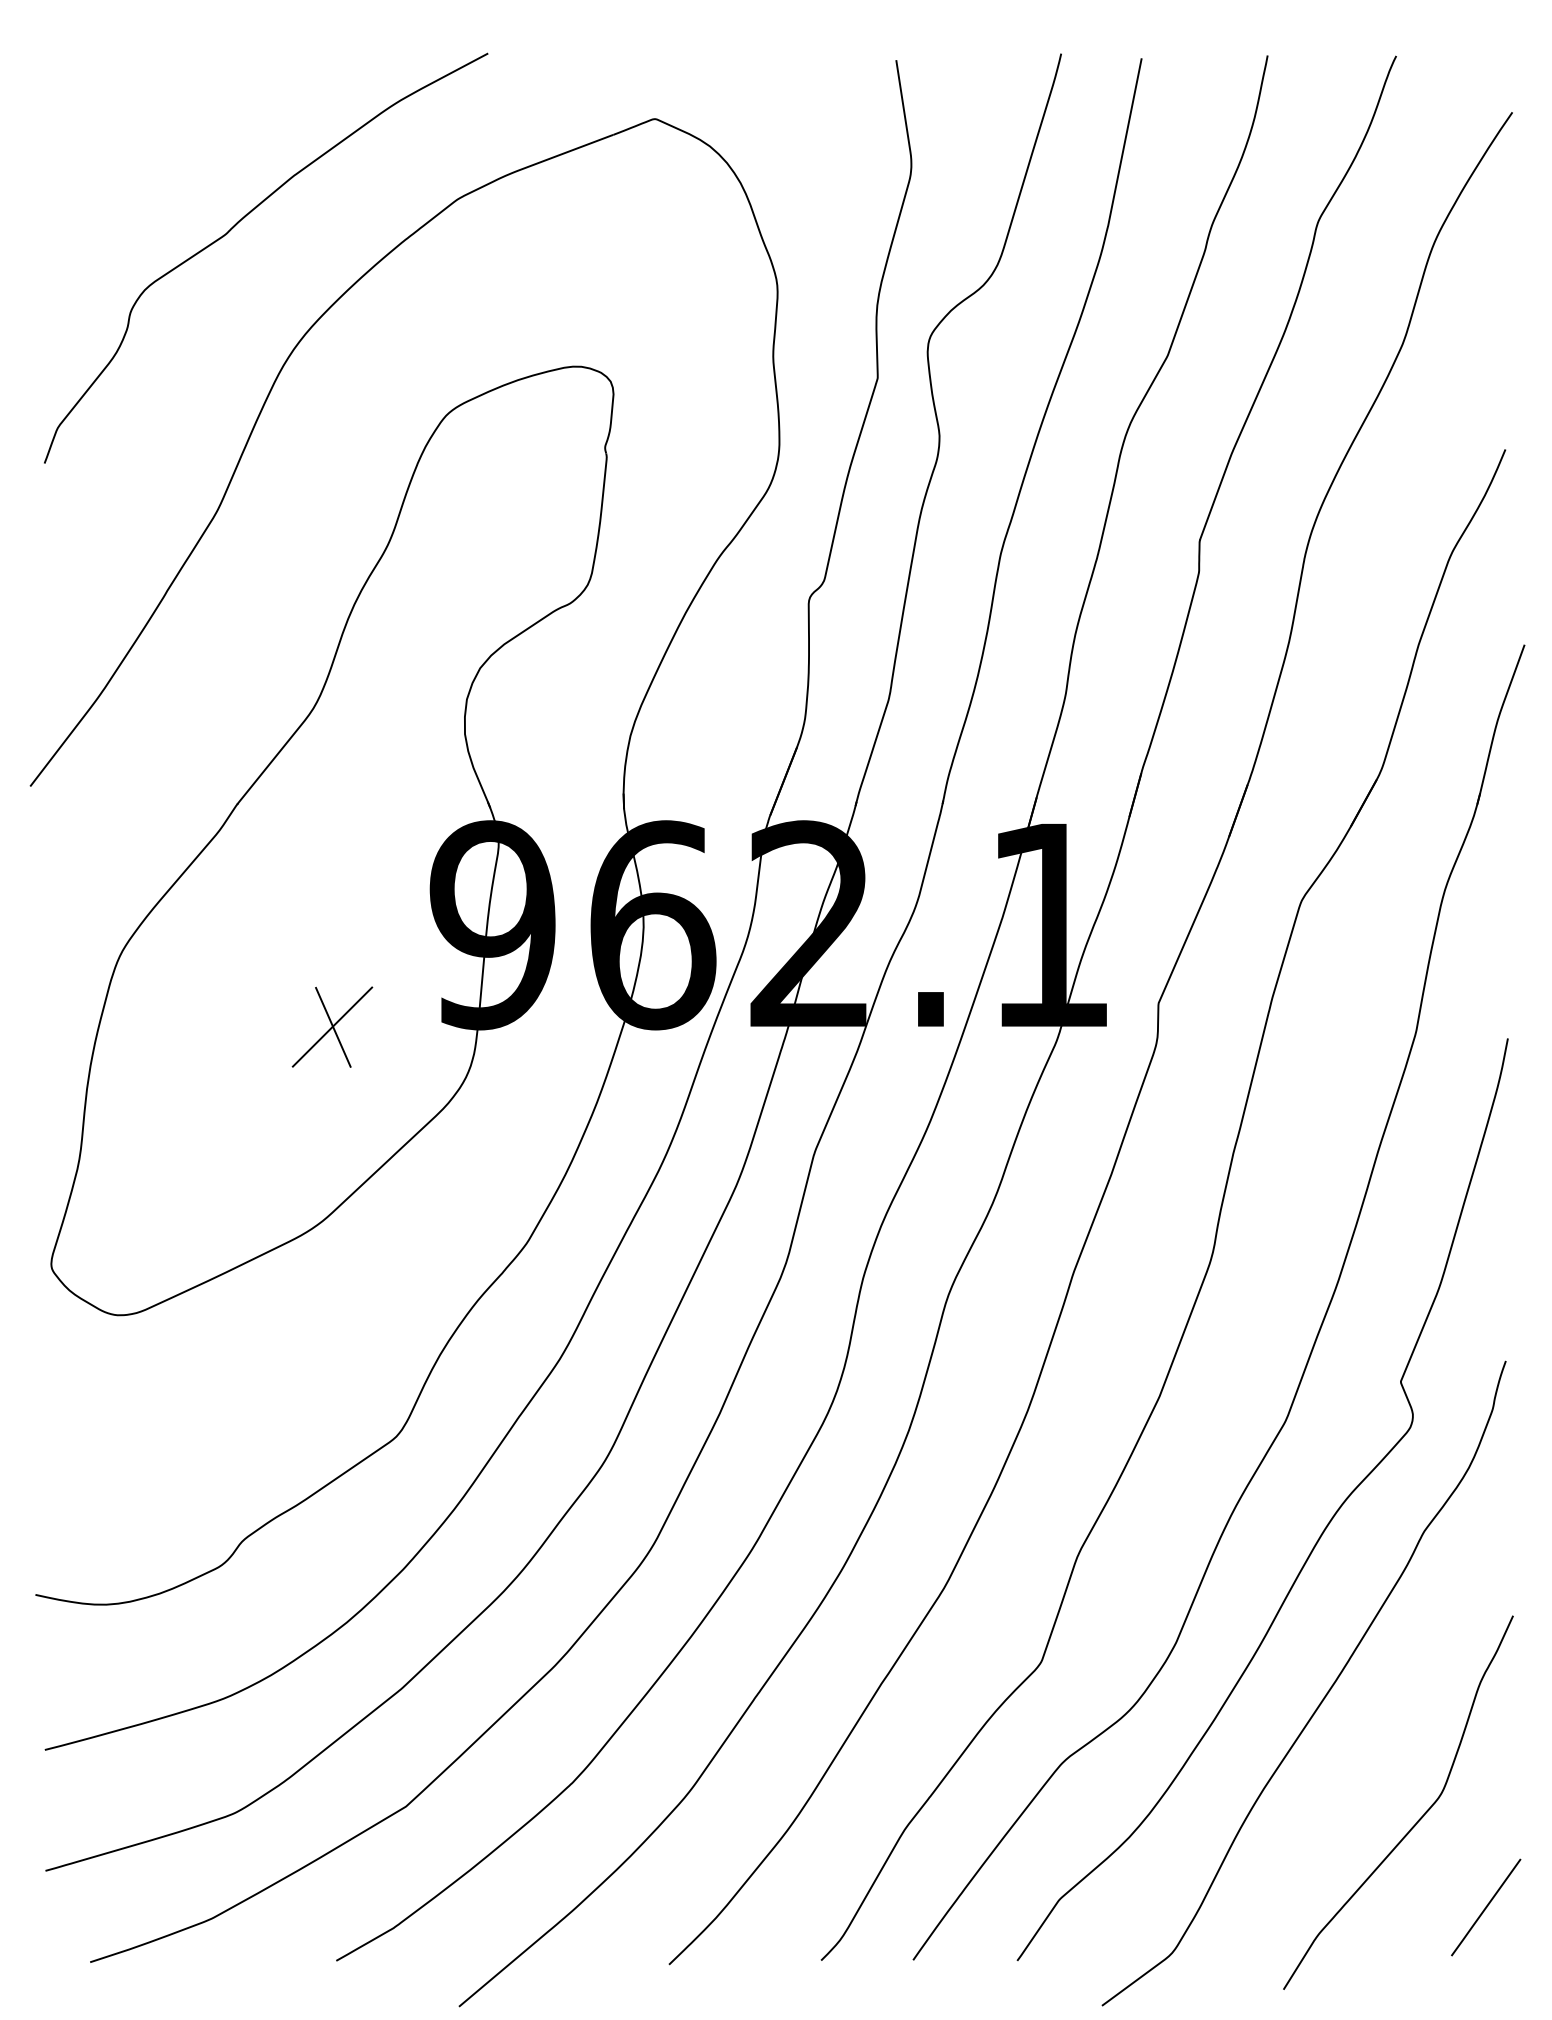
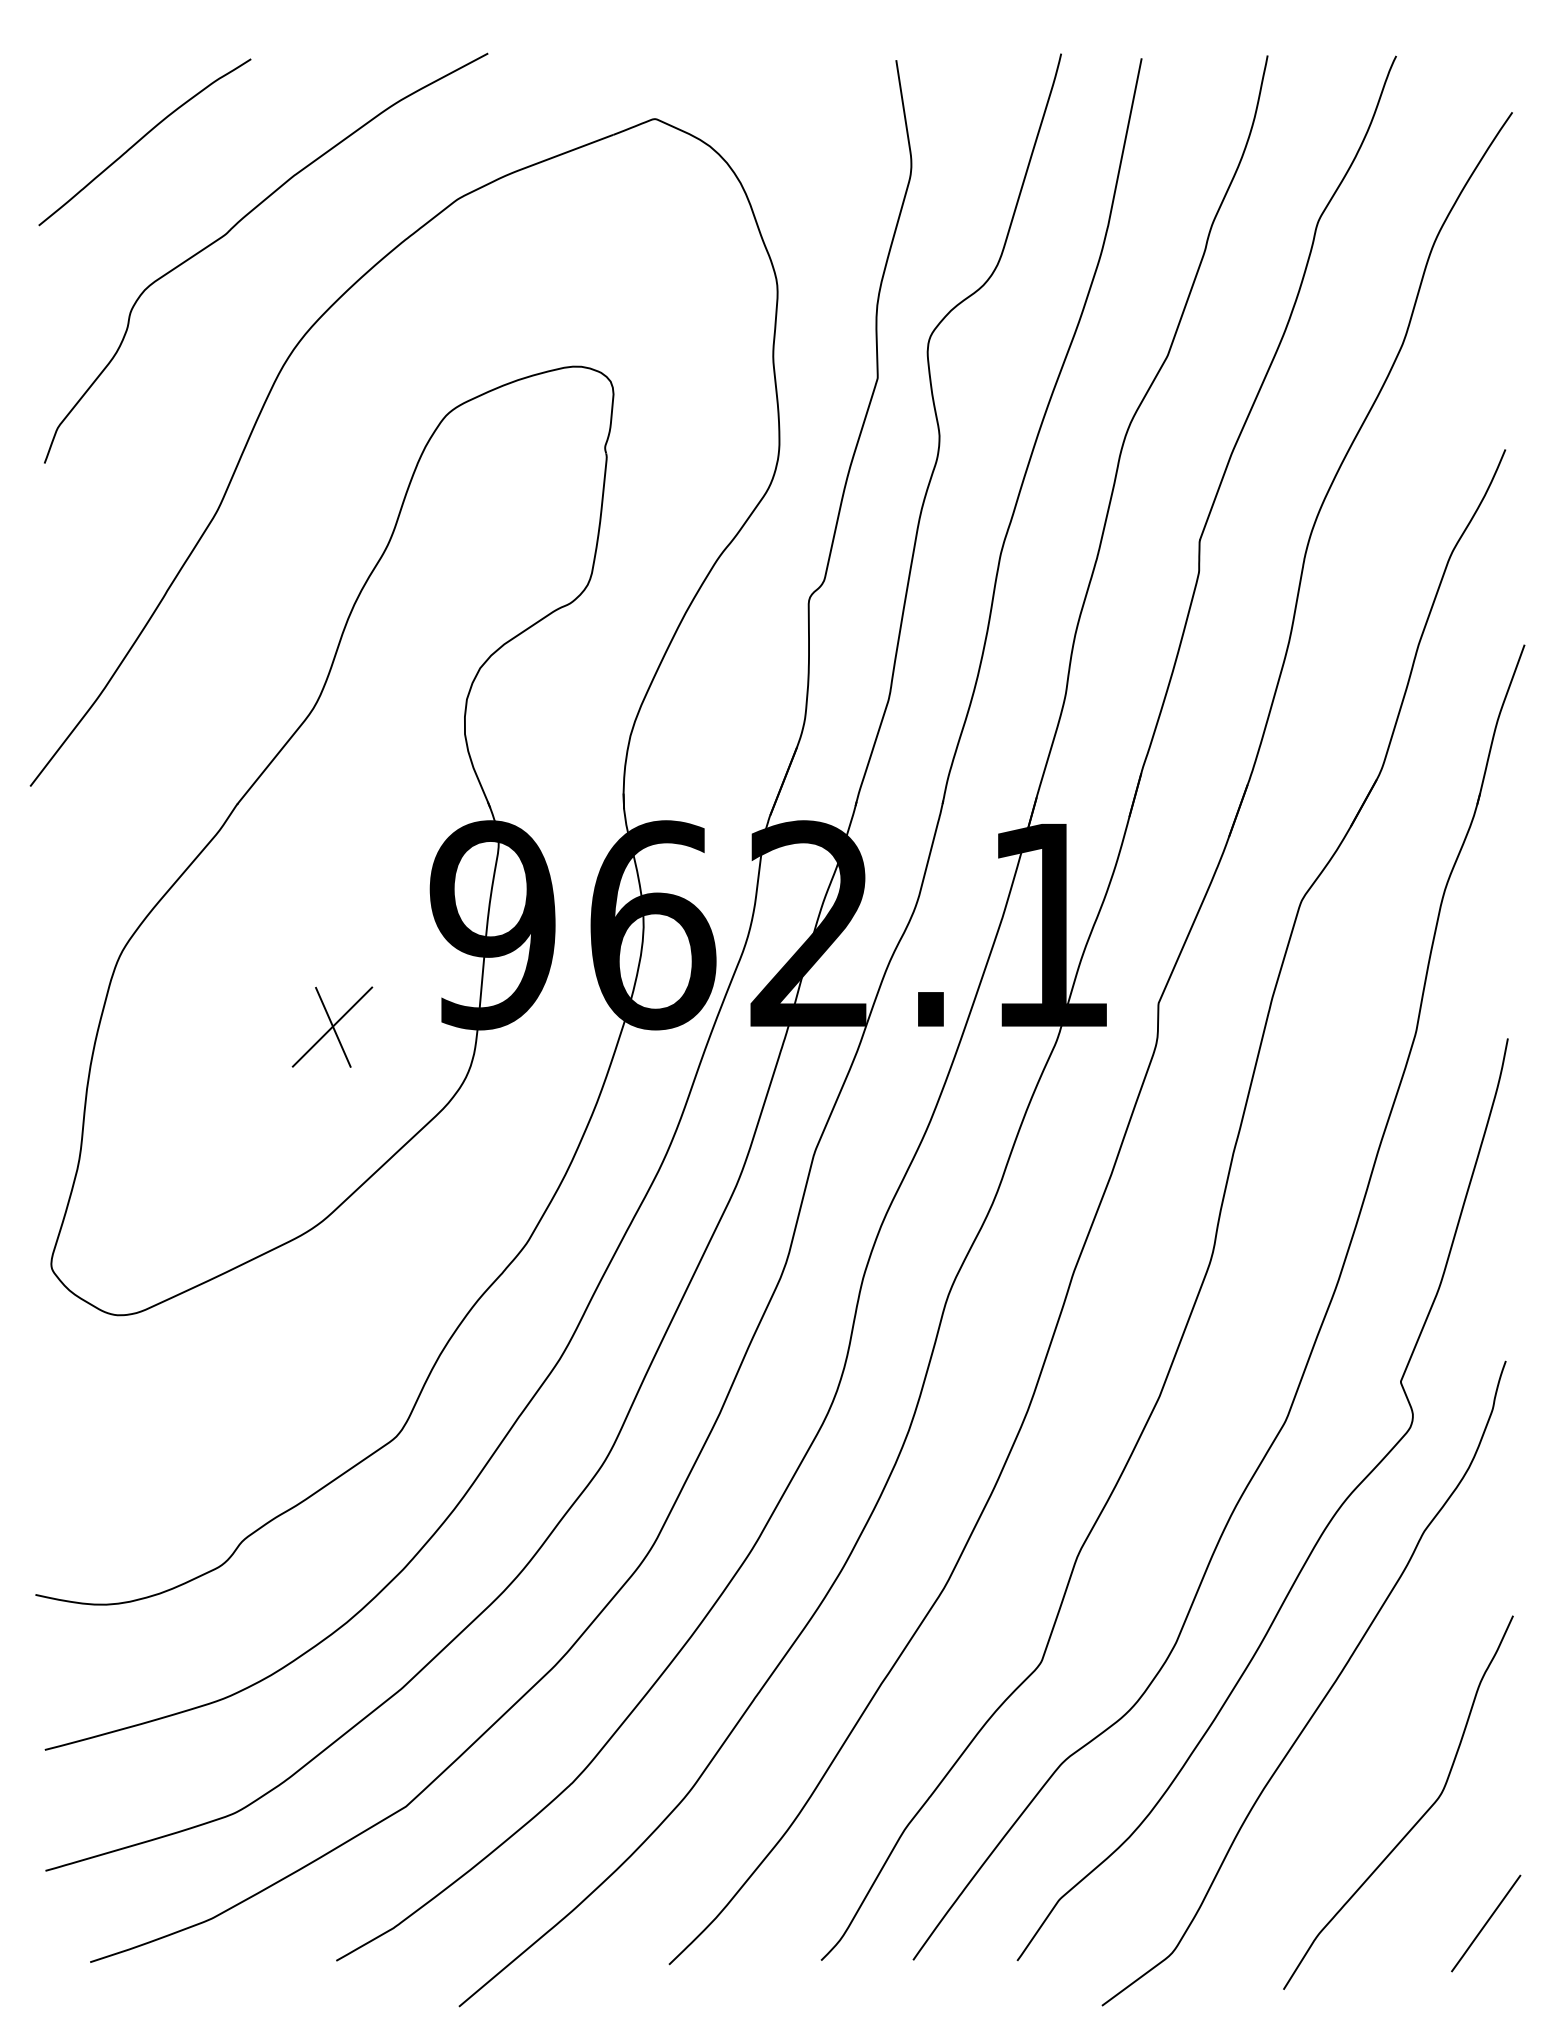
curve: none -> present (142, 139)
line position: (1486, 1907) -> (1486, 1923) (1486, 1923)
